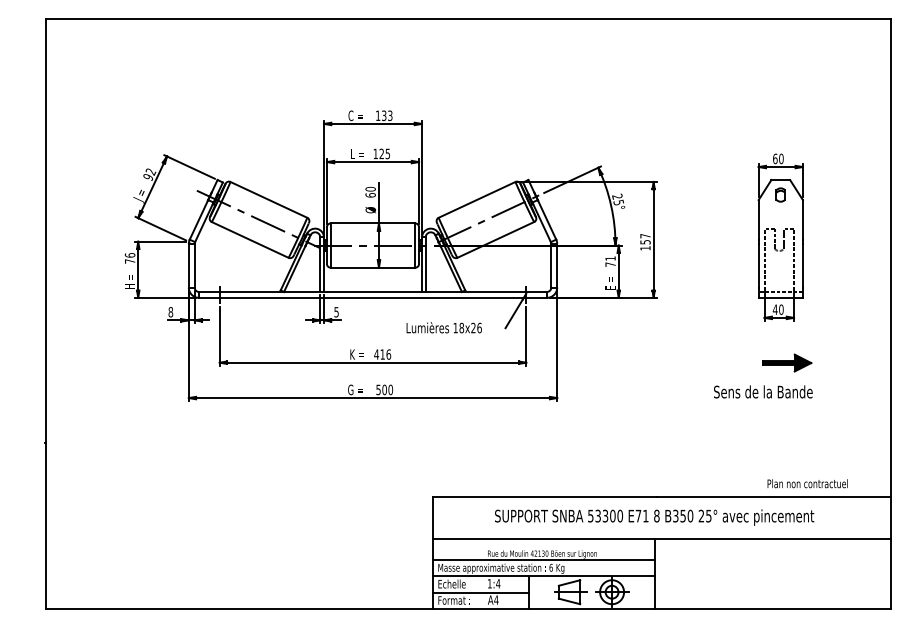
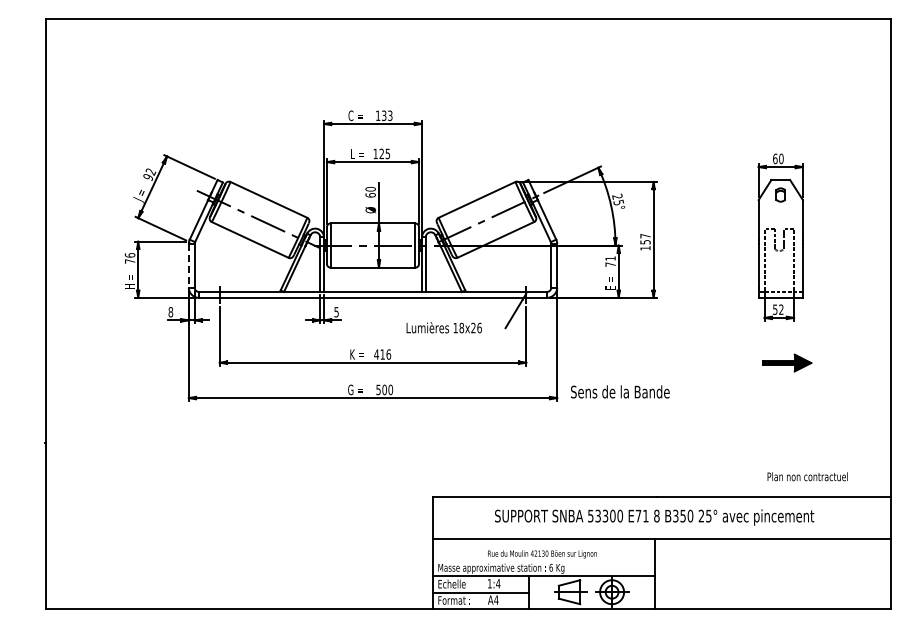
line: solid -> dashed (188, 265)
text: 40 -> 52 (777, 309)
text position: (763, 391) -> (620, 391) (620, 391)
text position: (807, 483) -> (807, 476) (807, 476)
line: present -> none (543, 560)
